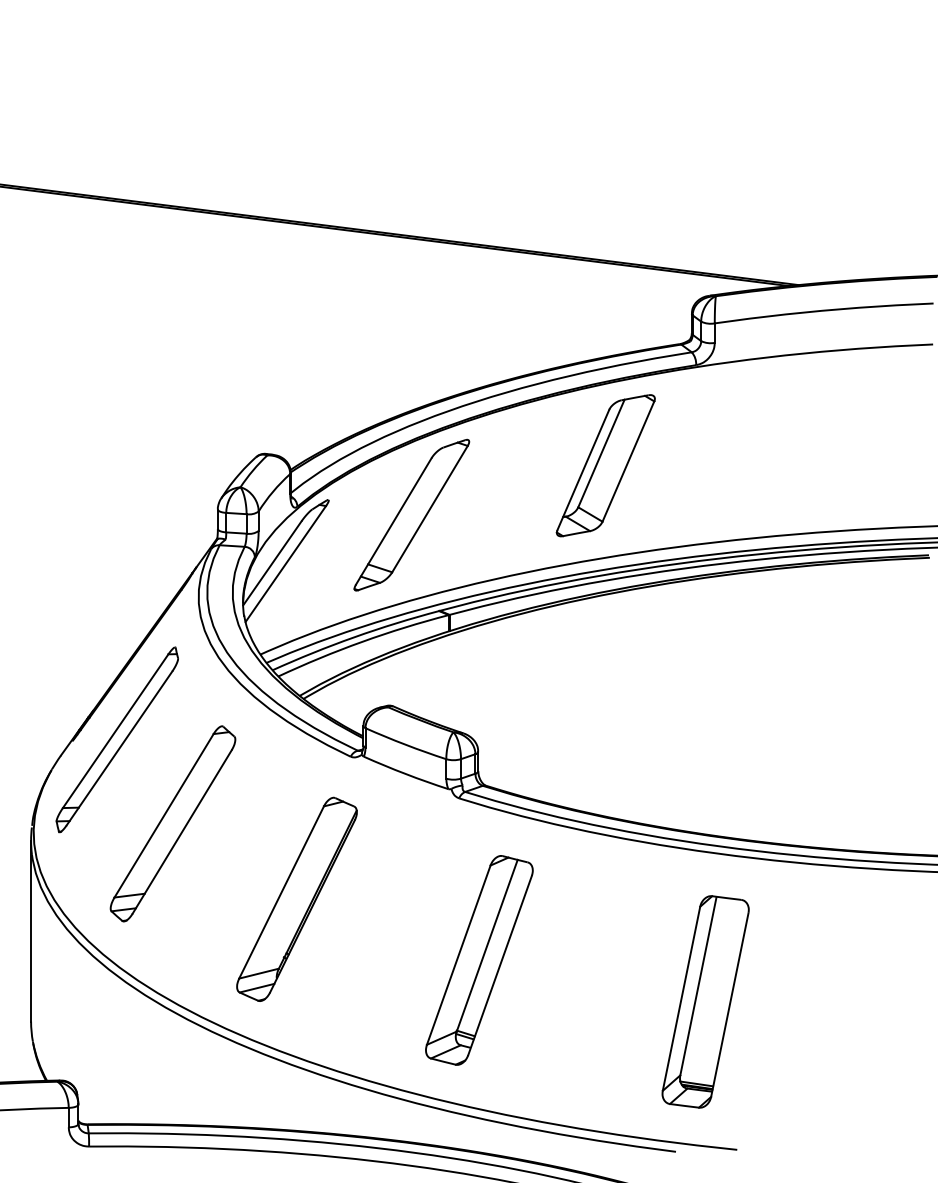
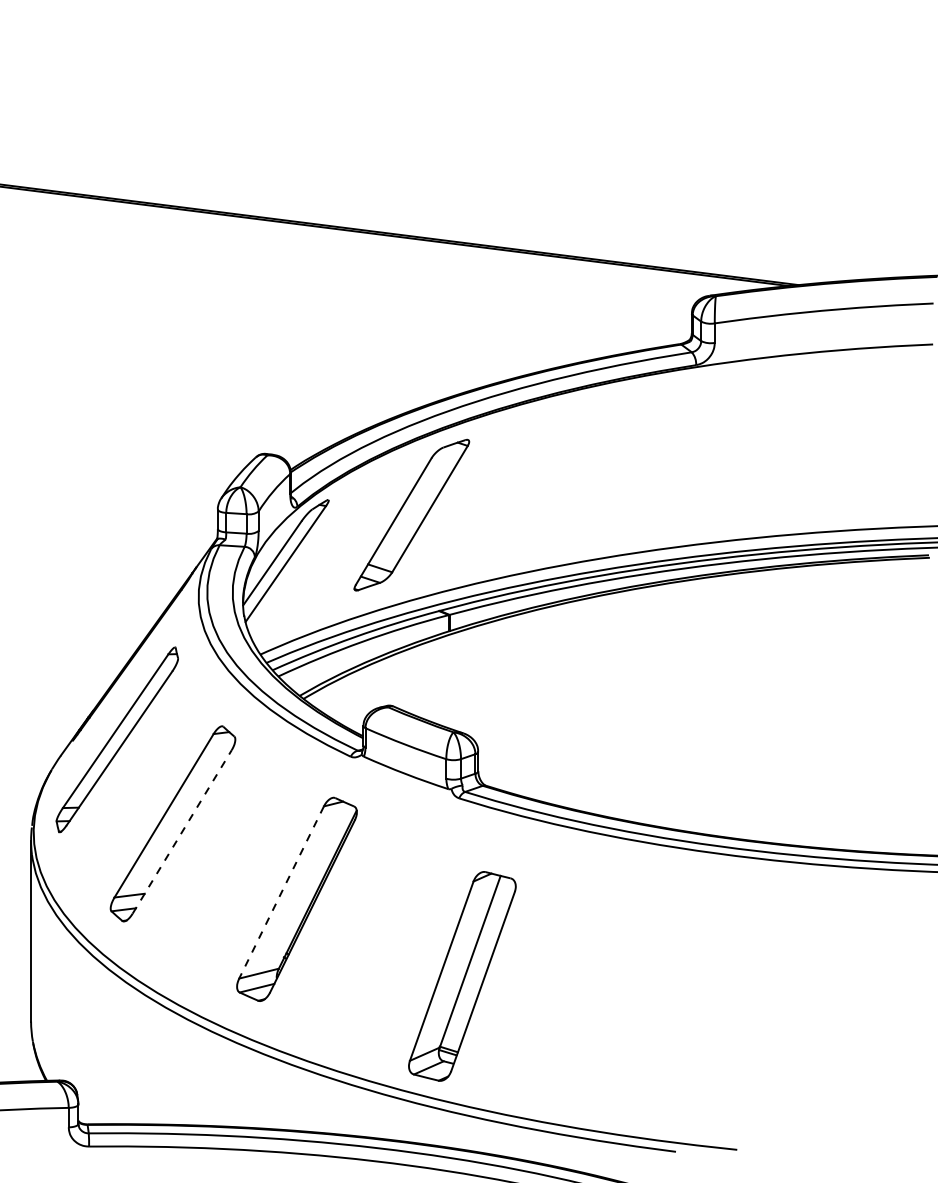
part: present -> none (605, 465)
line: solid -> dashed (182, 831)
line: solid -> dashed (281, 892)
part position: (479, 960) -> (462, 976) (462, 976)
part: present -> none (705, 1001)
